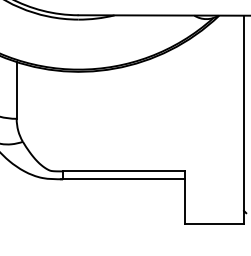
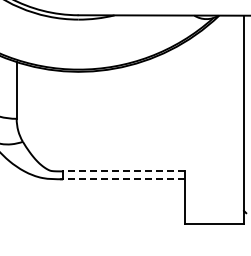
line: solid -> dashed (123, 171)
line: solid -> dashed (123, 179)
